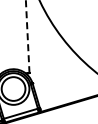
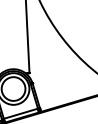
line: dashed -> solid (27, 36)
